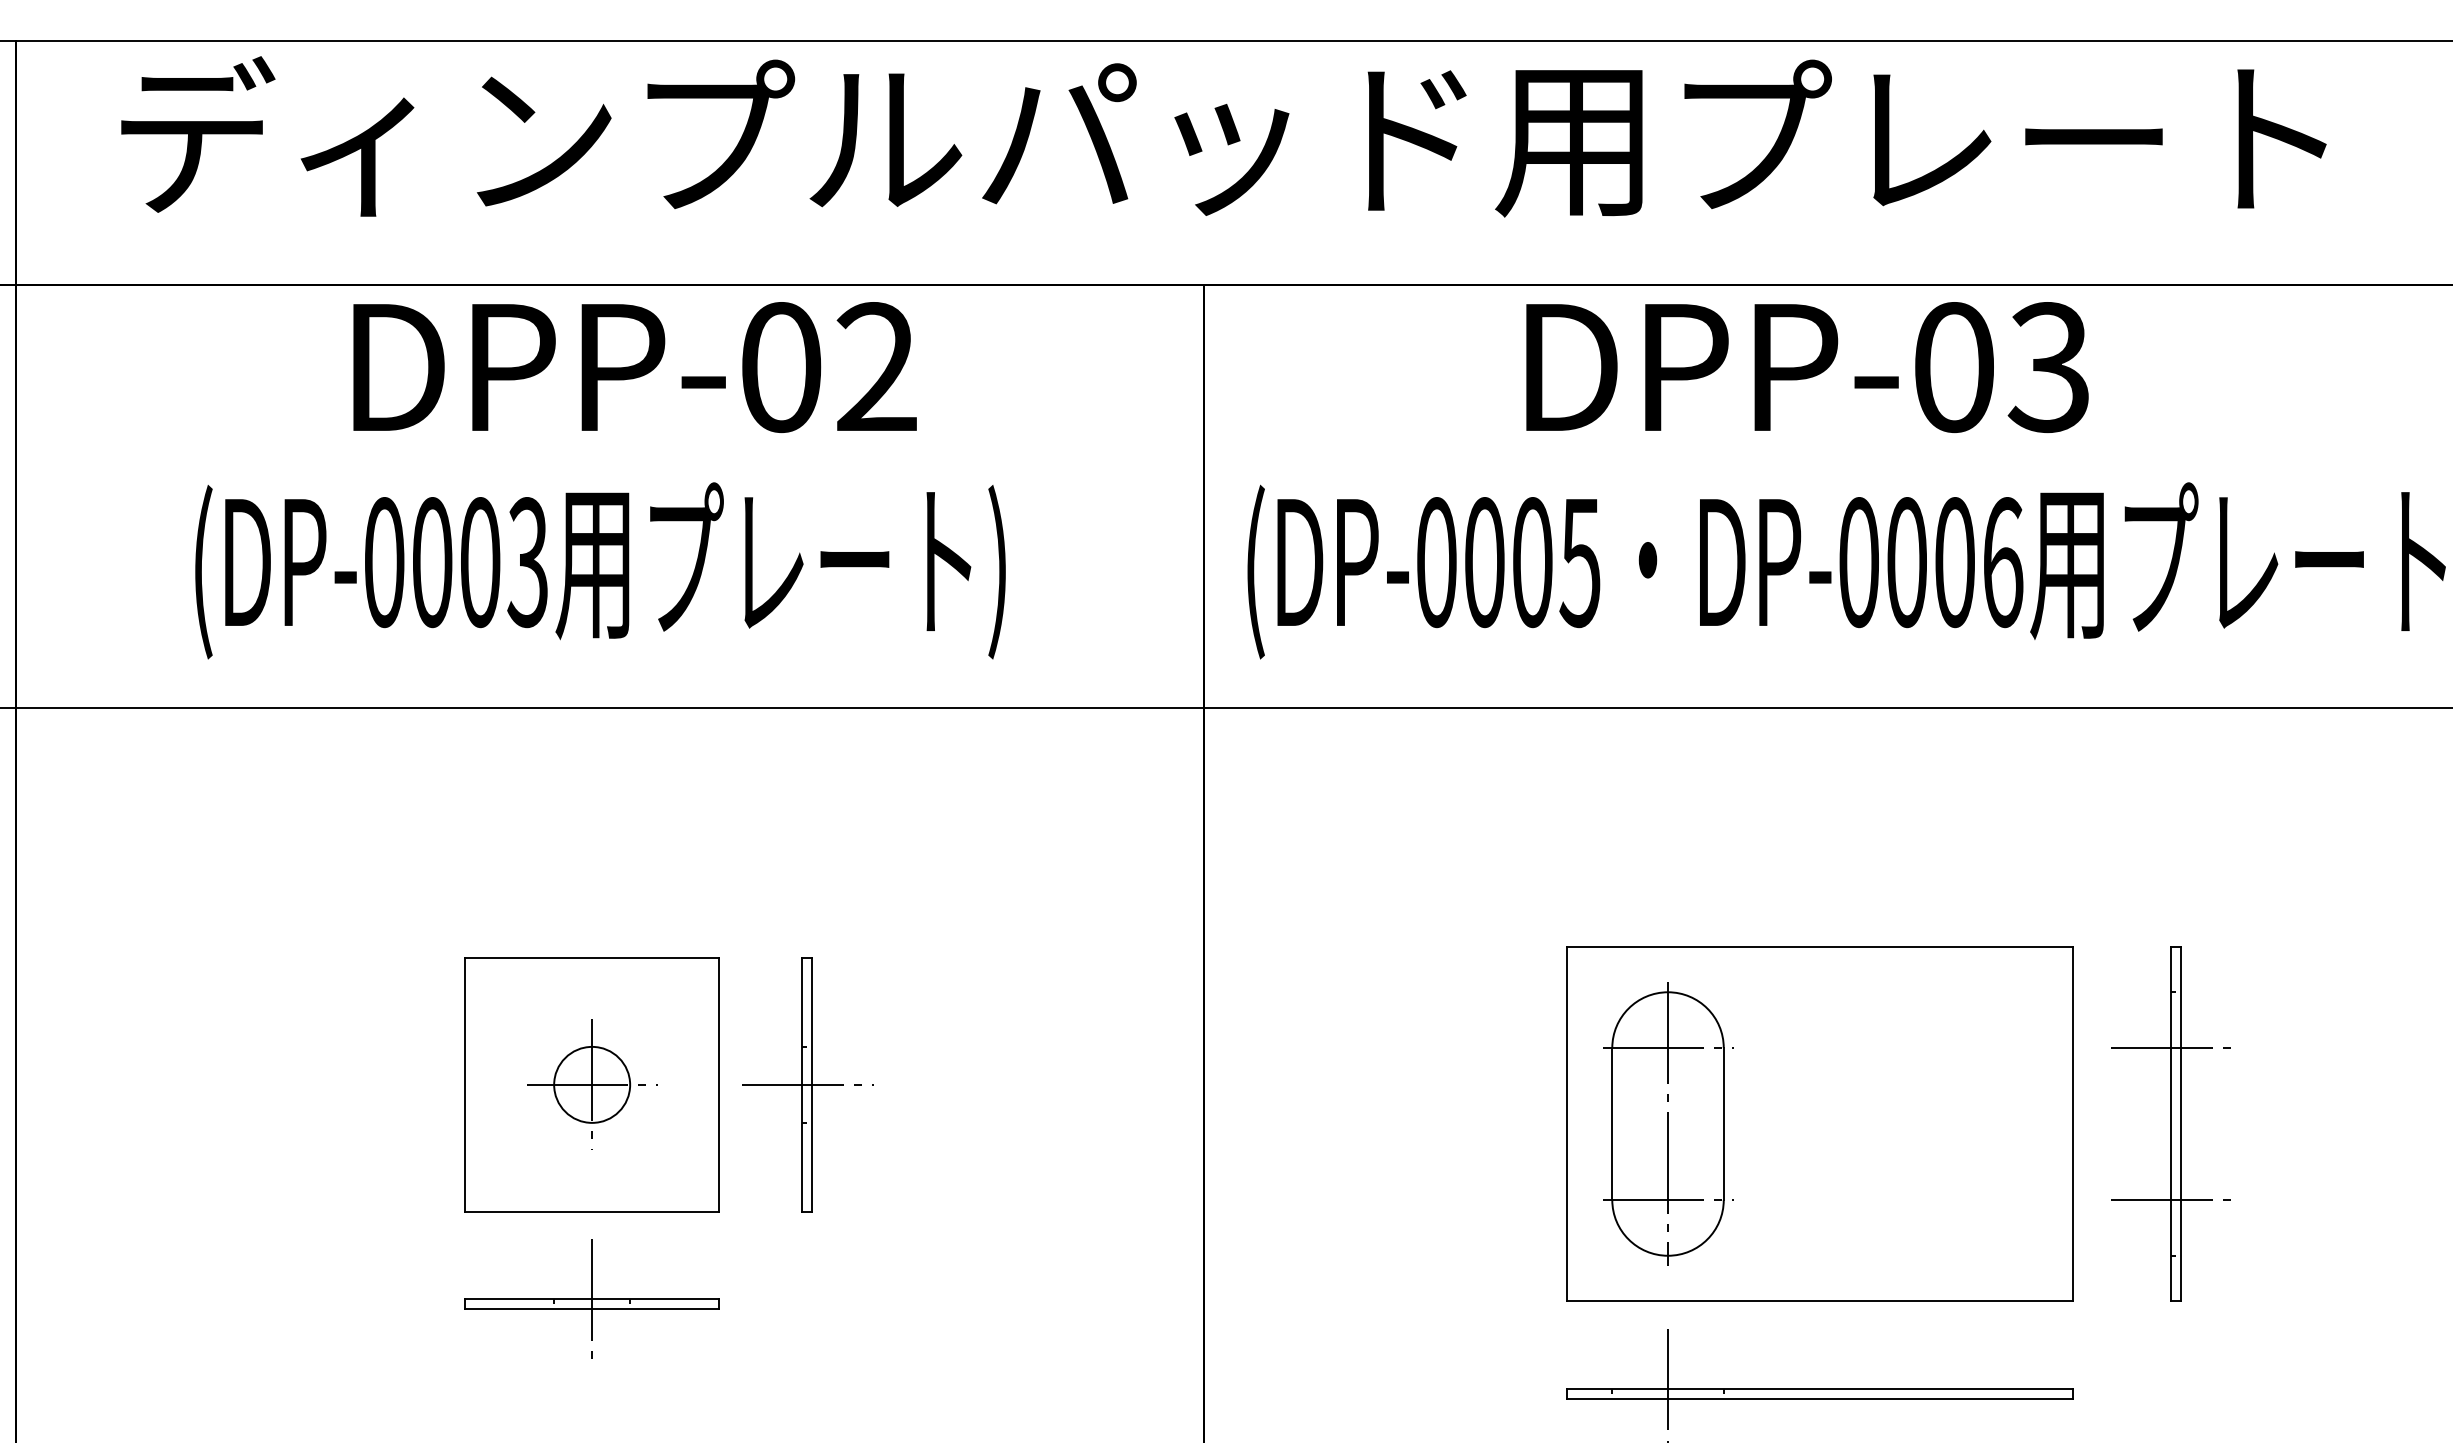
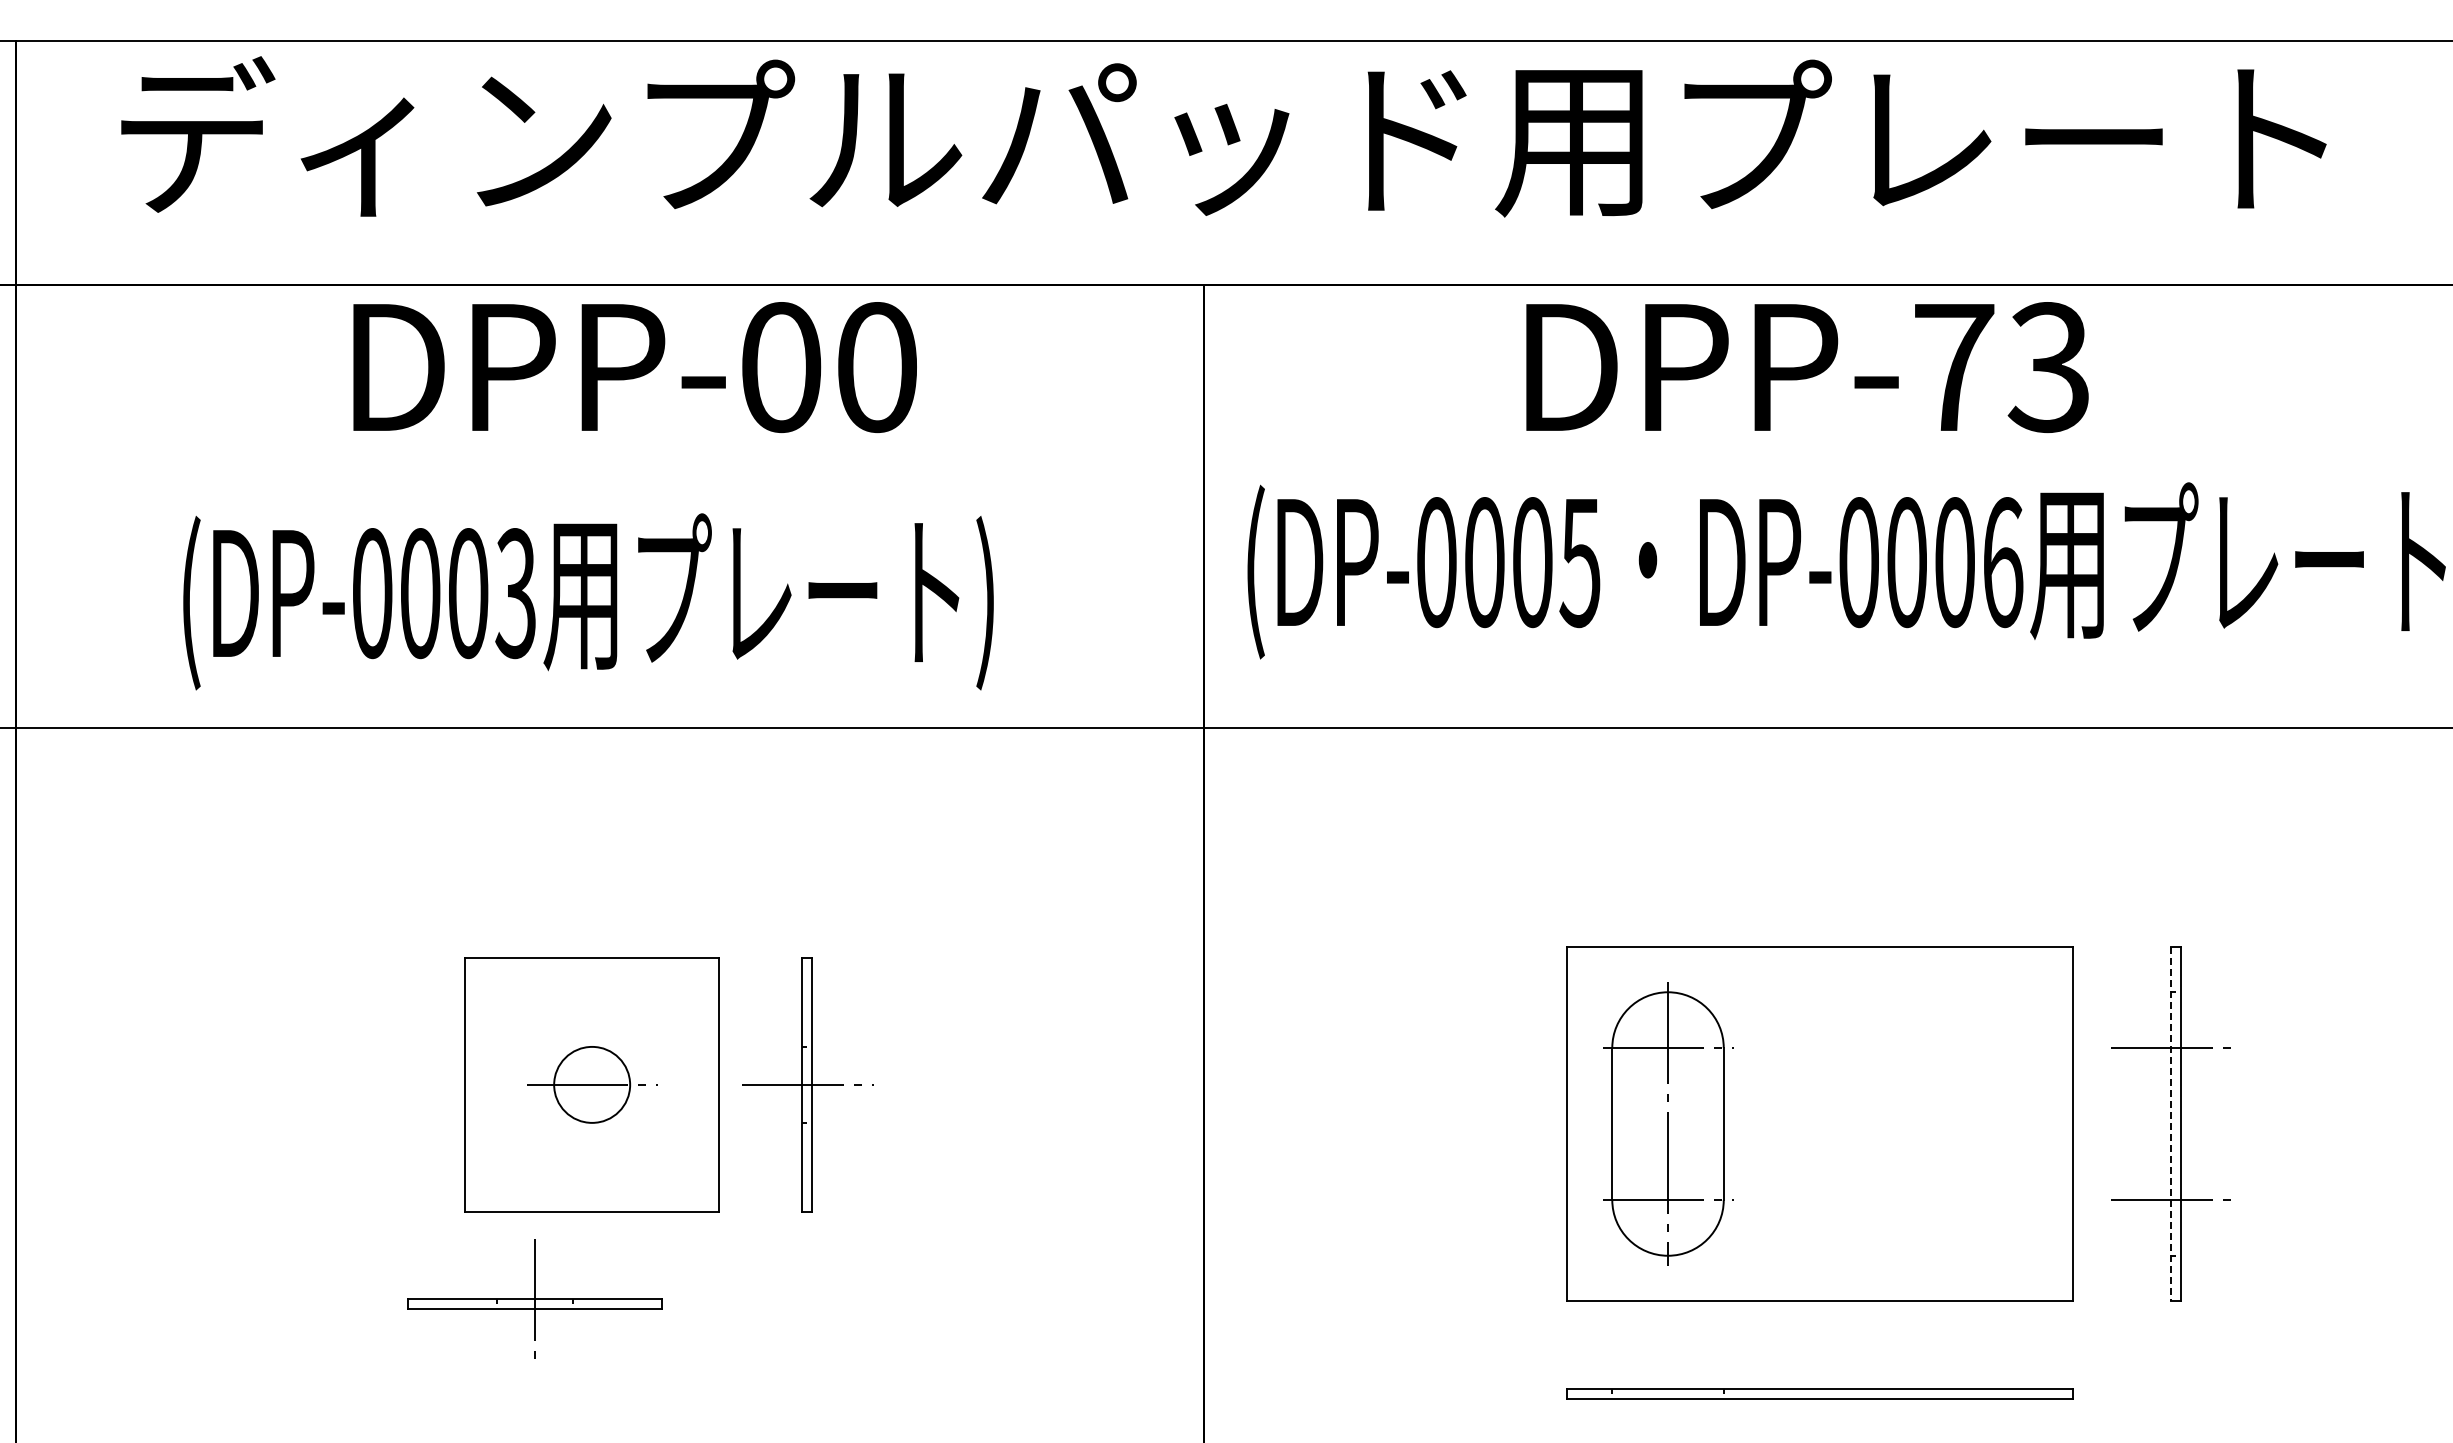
text: DPP-02 -> DPP-00 (876, 367)
text: DPP-03 -> DPP-73 (1954, 367)
text position: (600, 570) -> (588, 601) (588, 601)
line position: (1225, 707) -> (1225, 727) (1225, 727)
line: present -> none (592, 1084)
line: solid -> dashed (2171, 1124)
part position: (591, 1298) -> (534, 1298) (534, 1298)
line: present -> none (1668, 1384)
